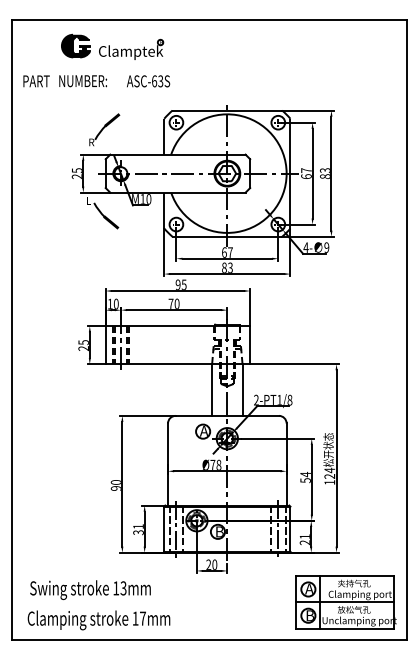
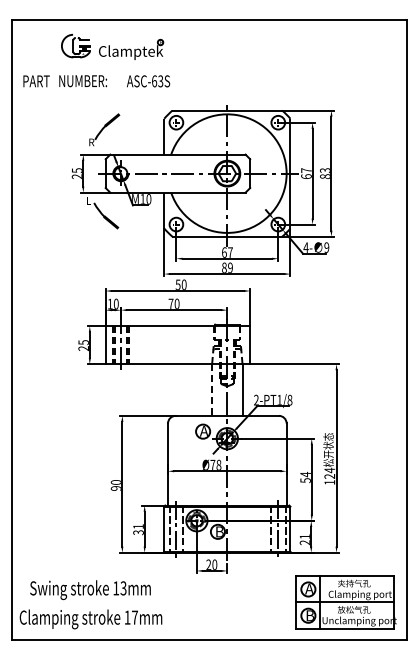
fill: present -> none (75, 45)
text: 83 -> 89 (230, 267)
text: 95 -> 50 (180, 284)
line: solid -> dashed (212, 390)
text position: (98, 620) -> (90, 619) (90, 619)
